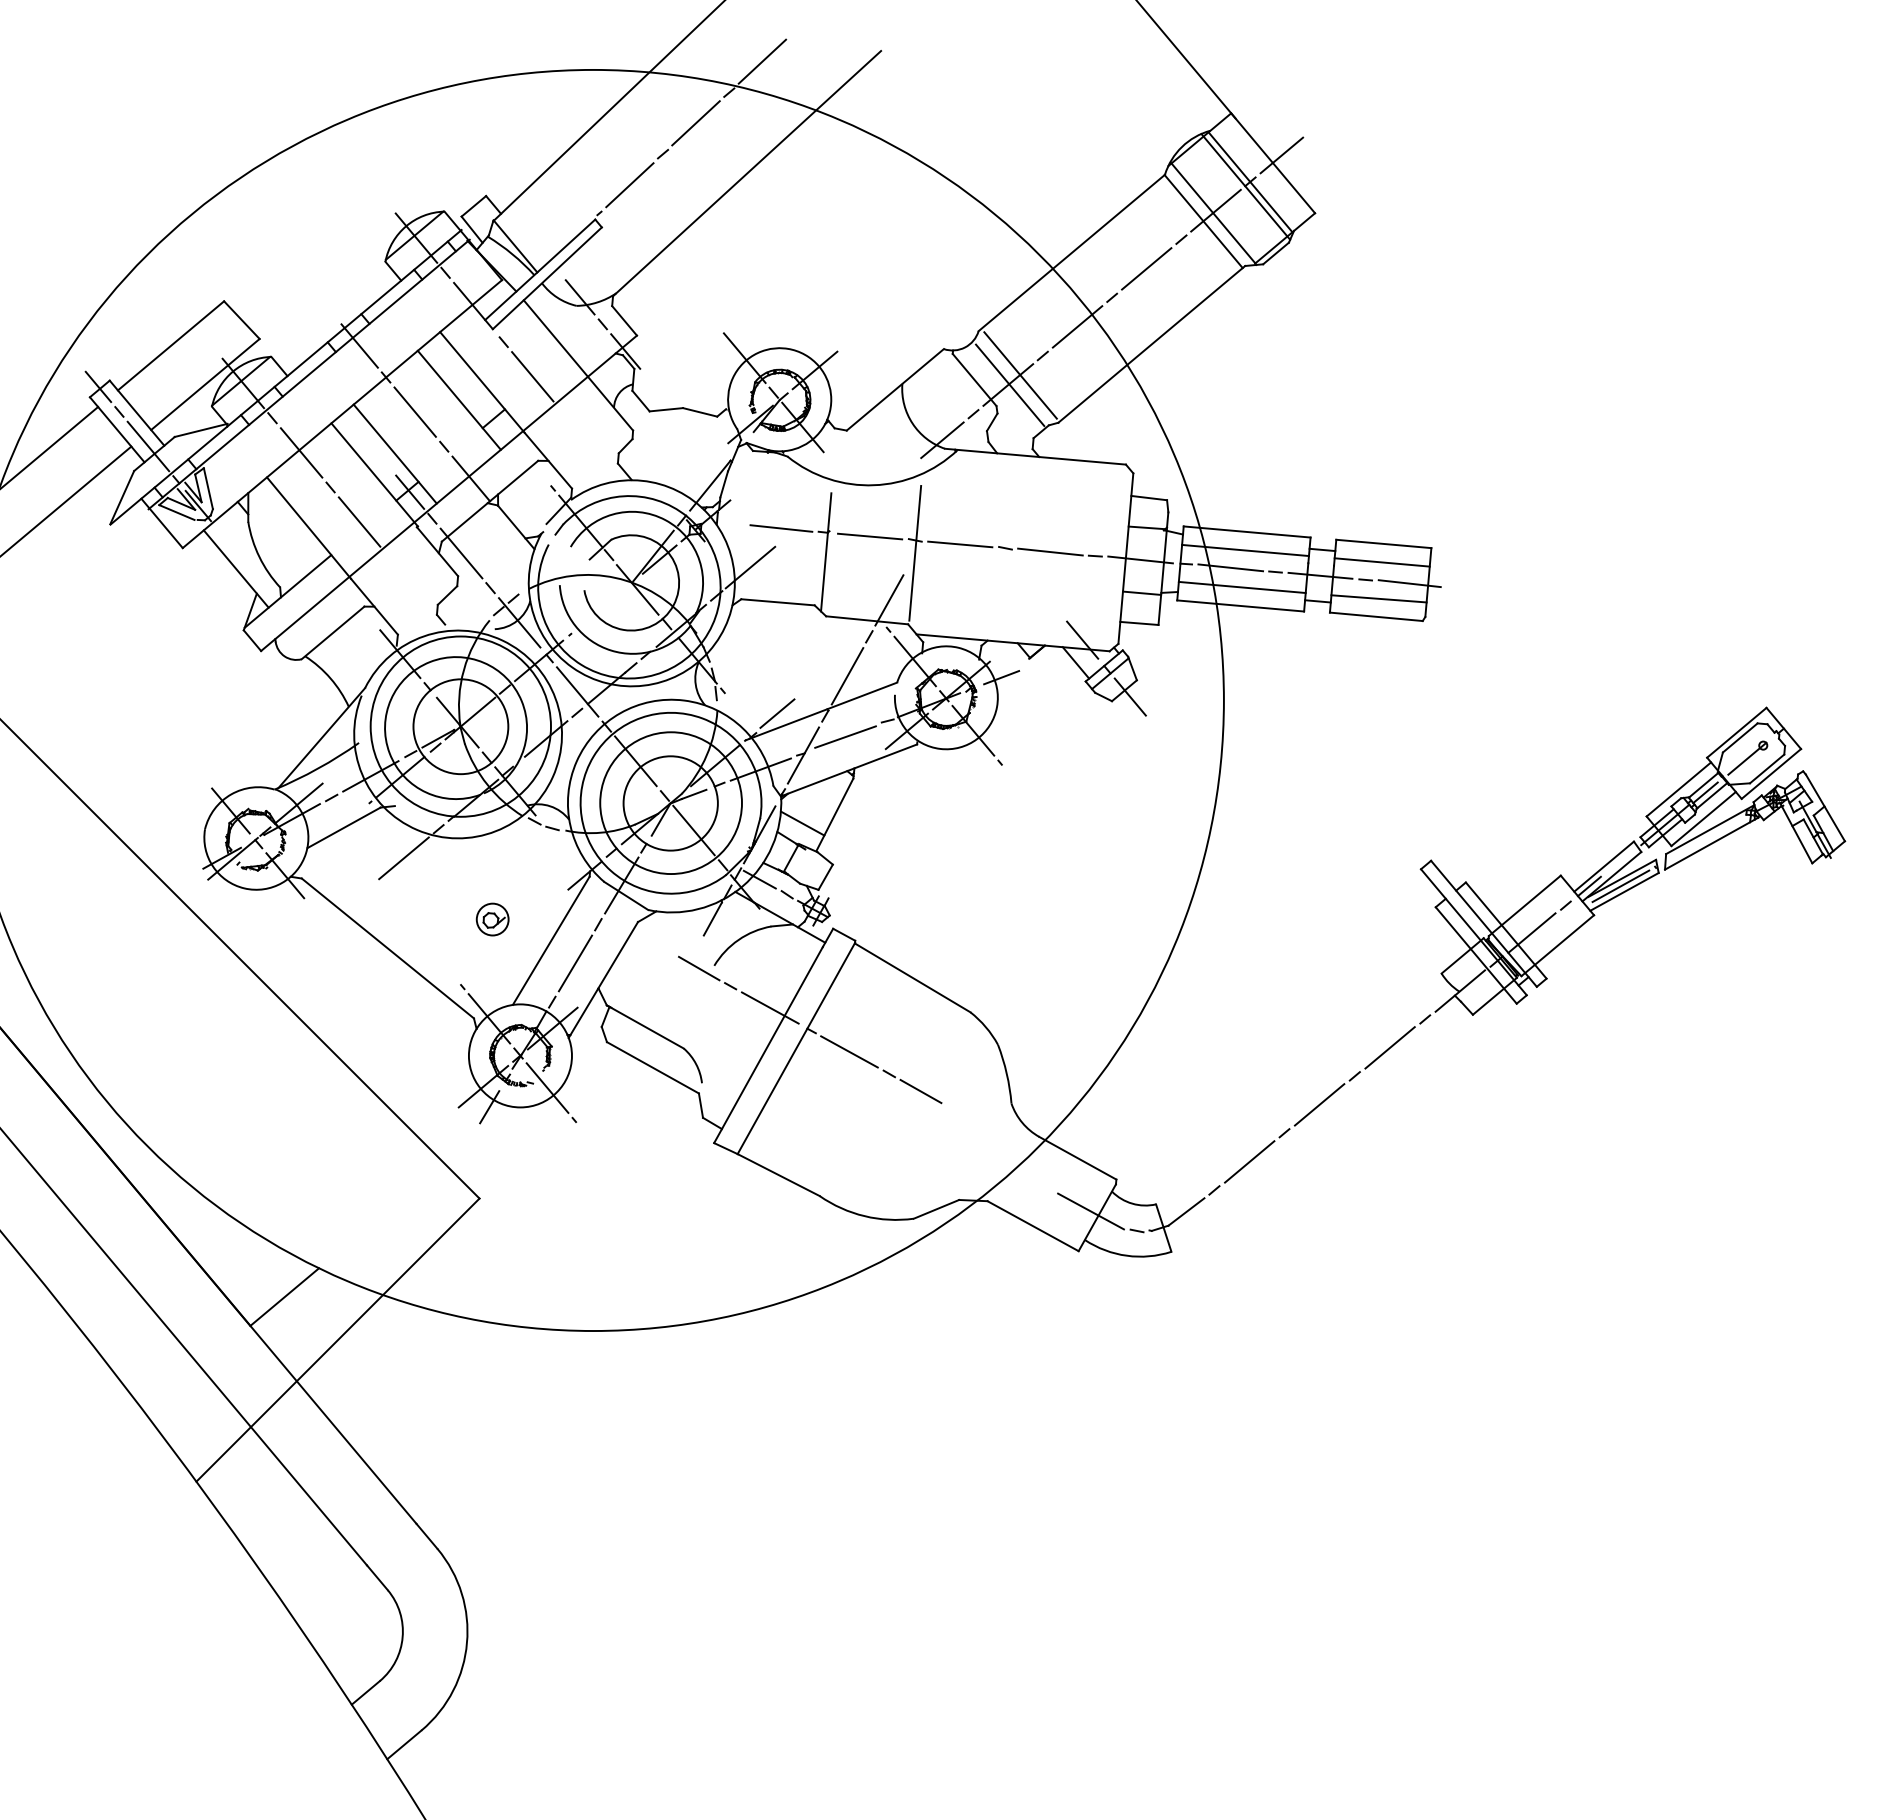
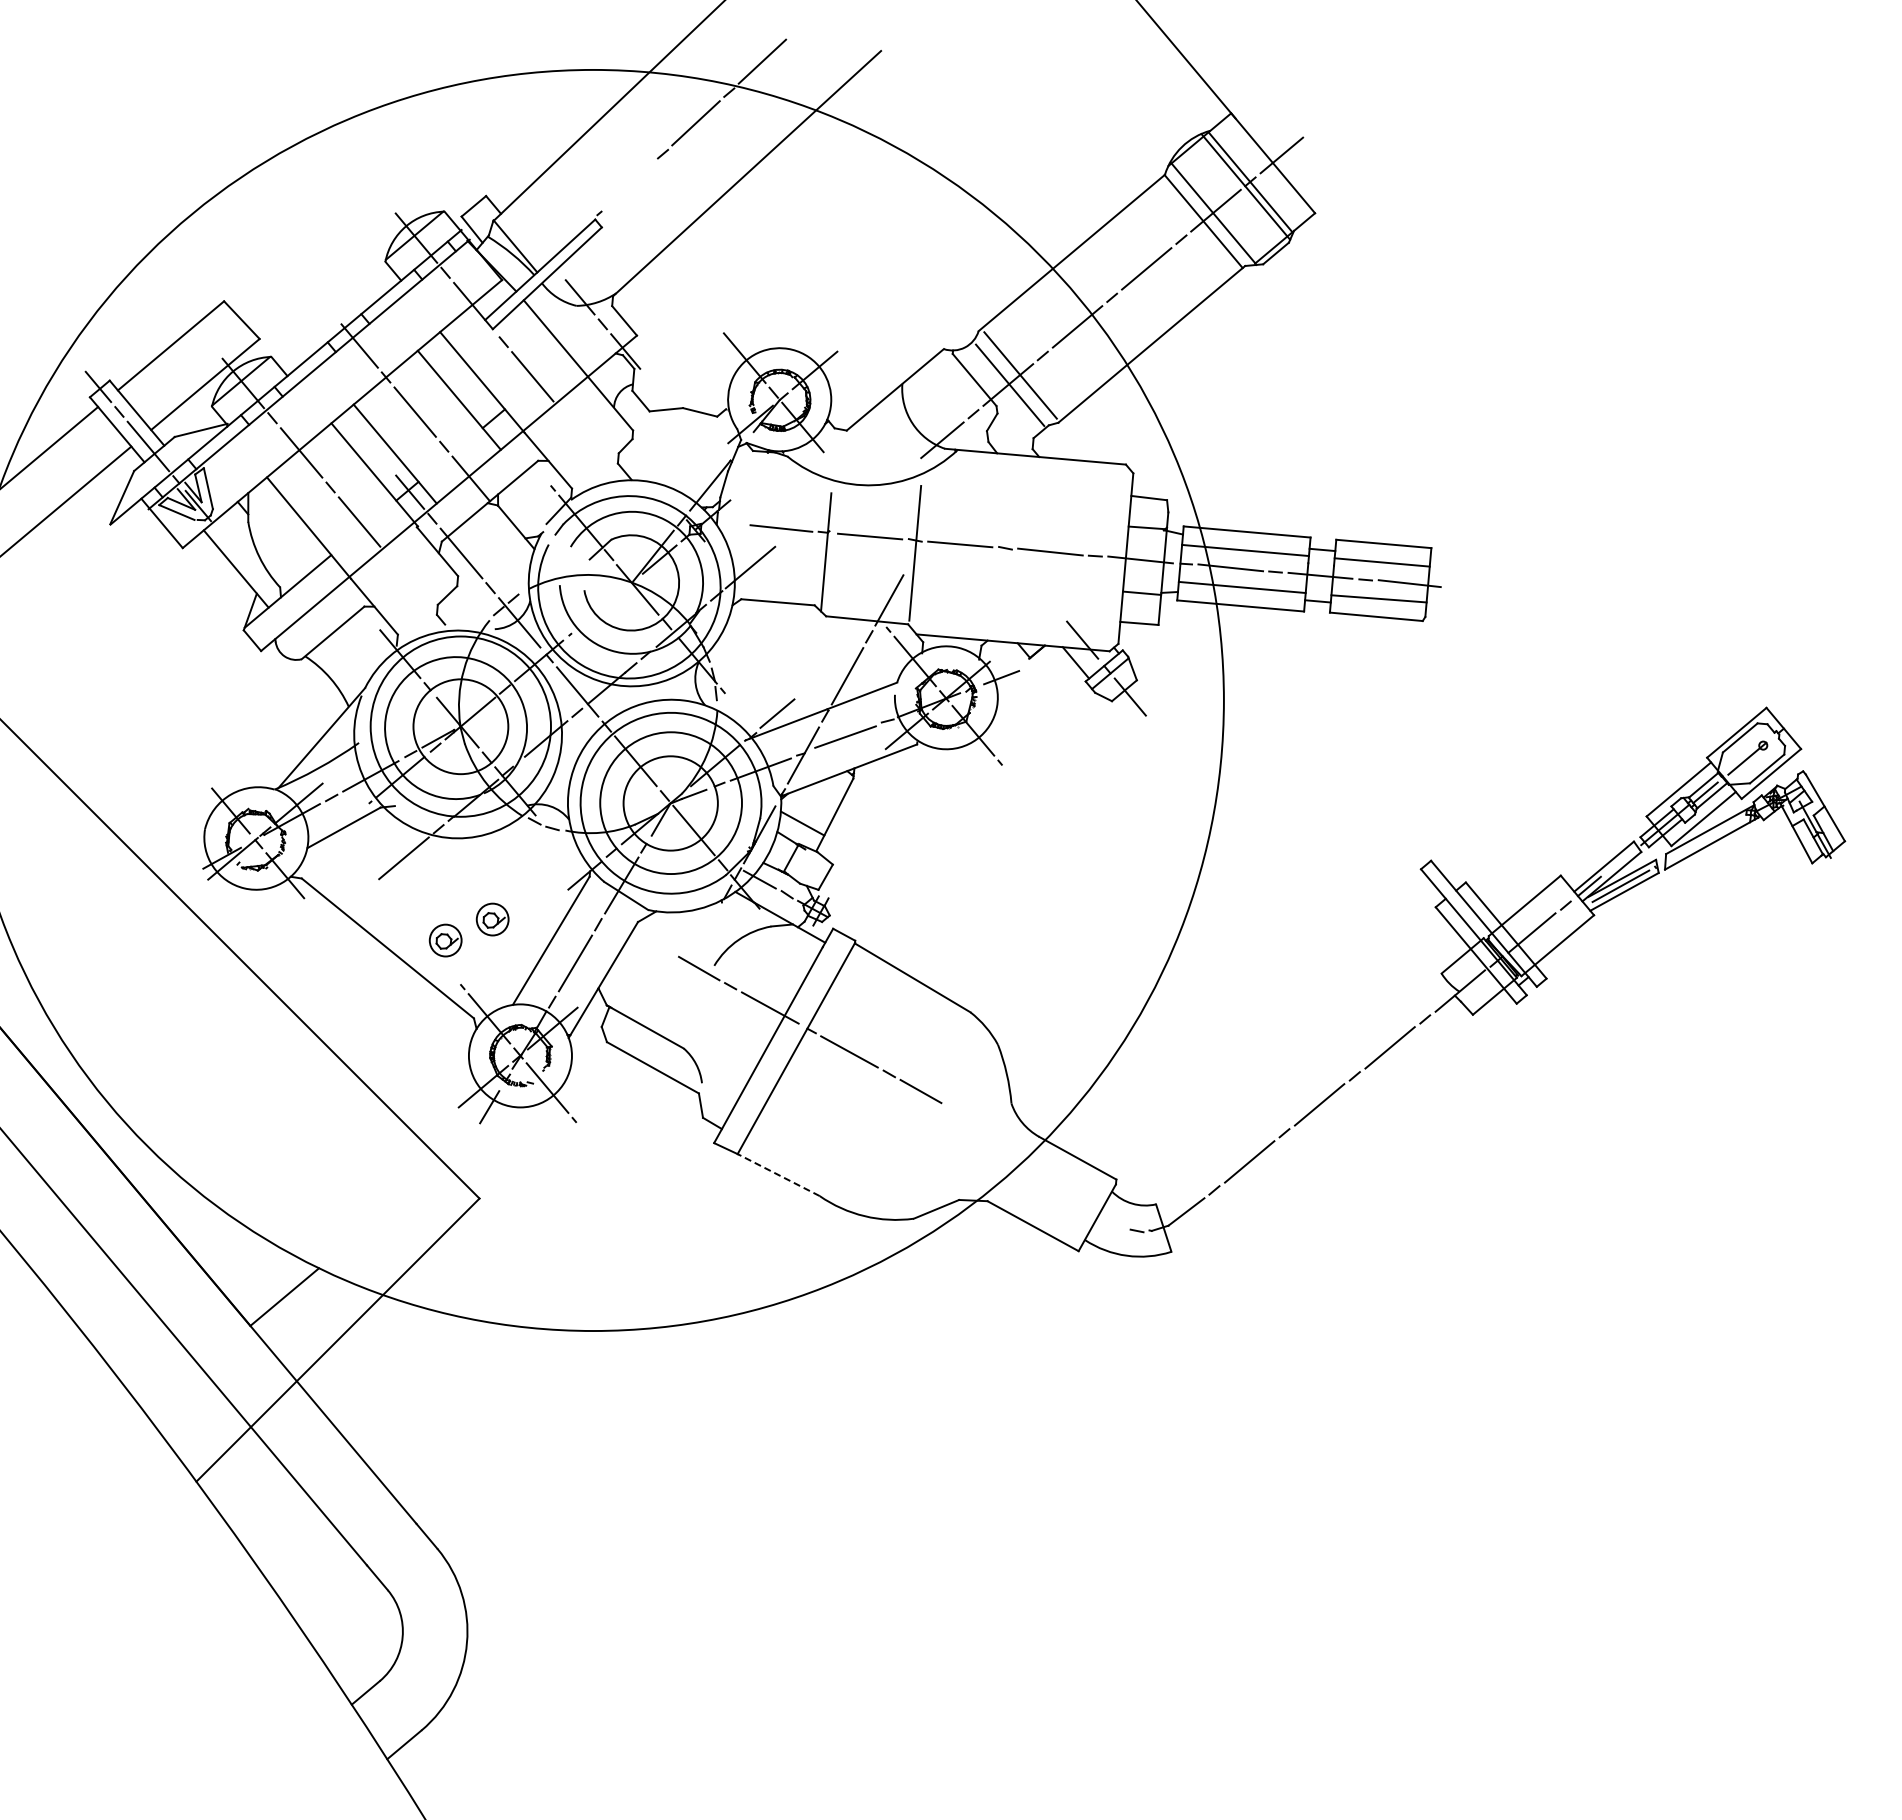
line: present -> none (629, 185)
line: present -> none (712, 918)
part: none -> present (445, 940)
line: solid -> dashed (778, 1175)
line: present -> none (1090, 1211)
